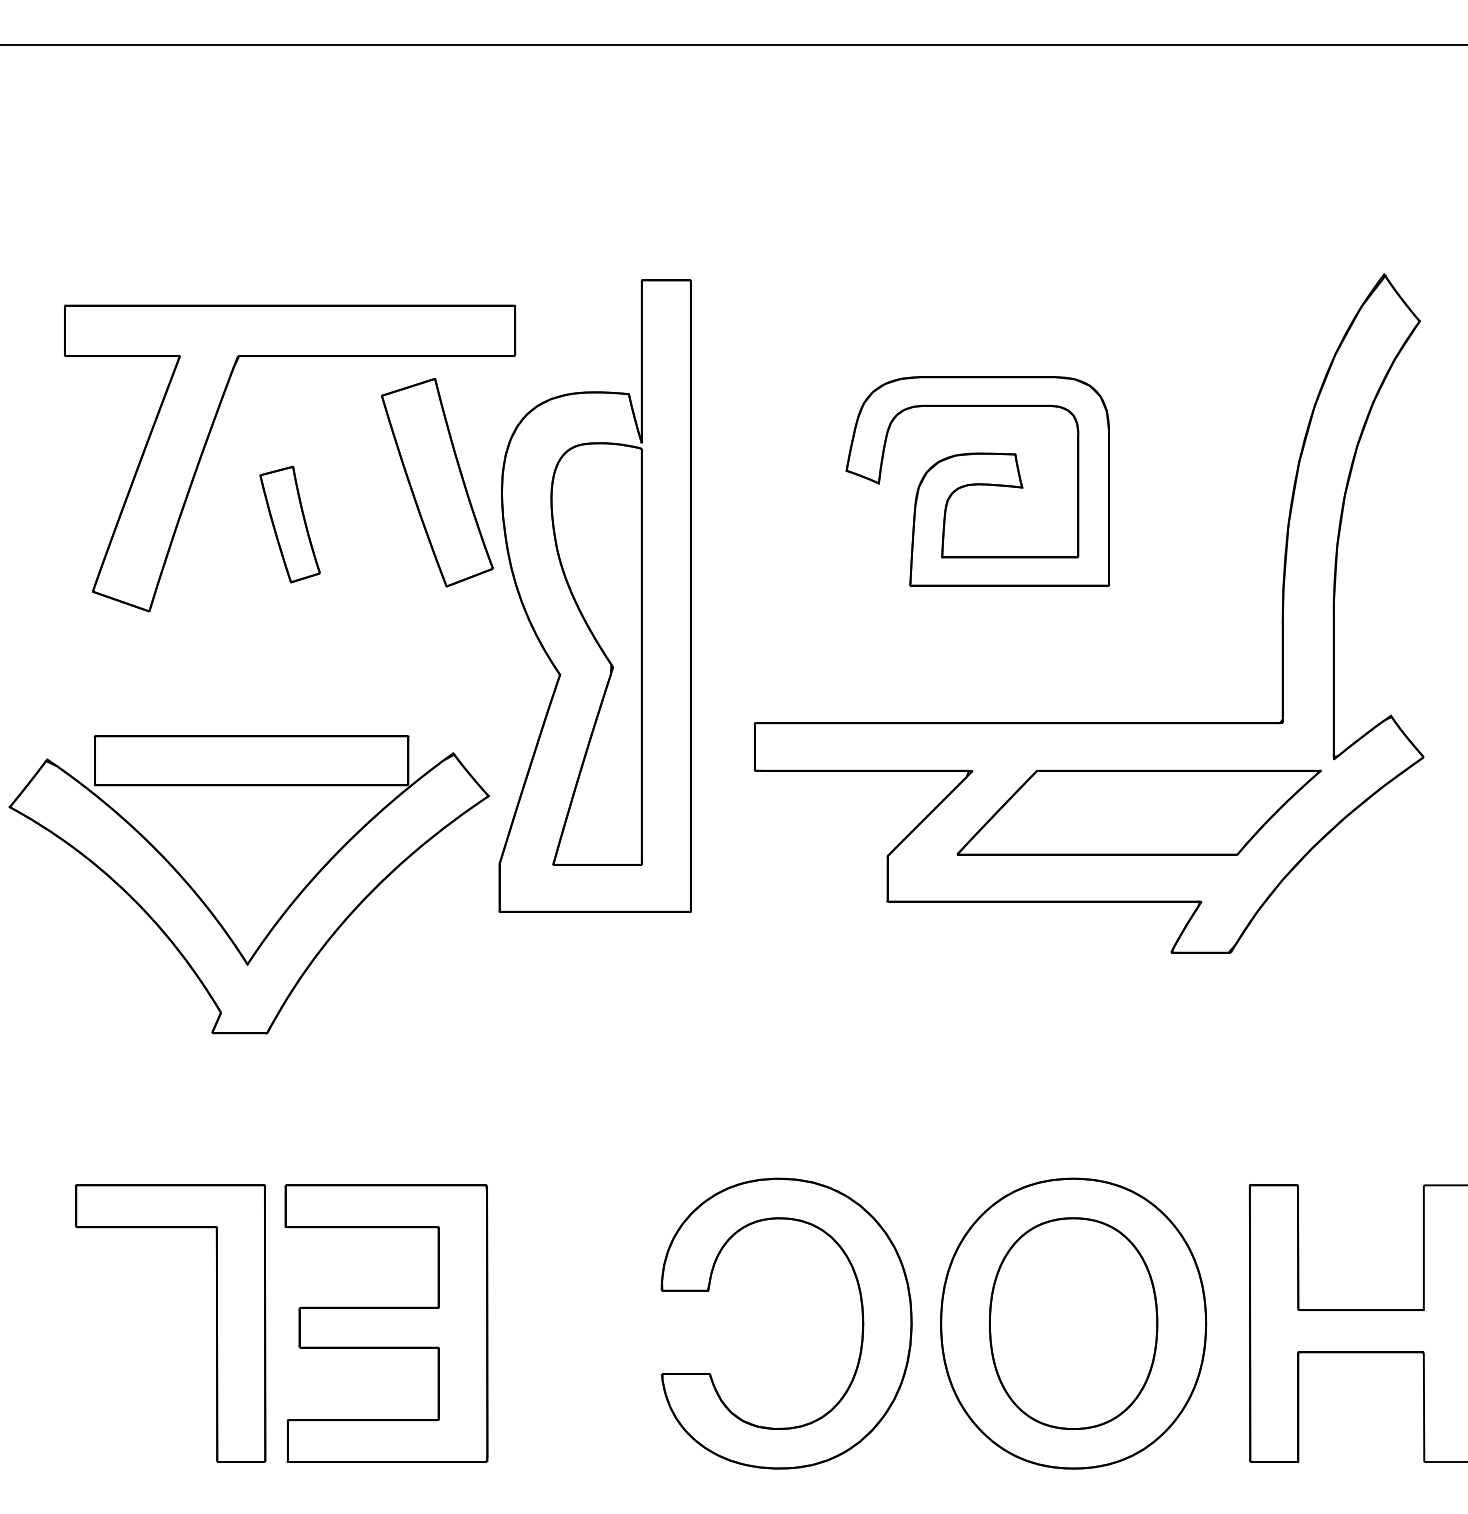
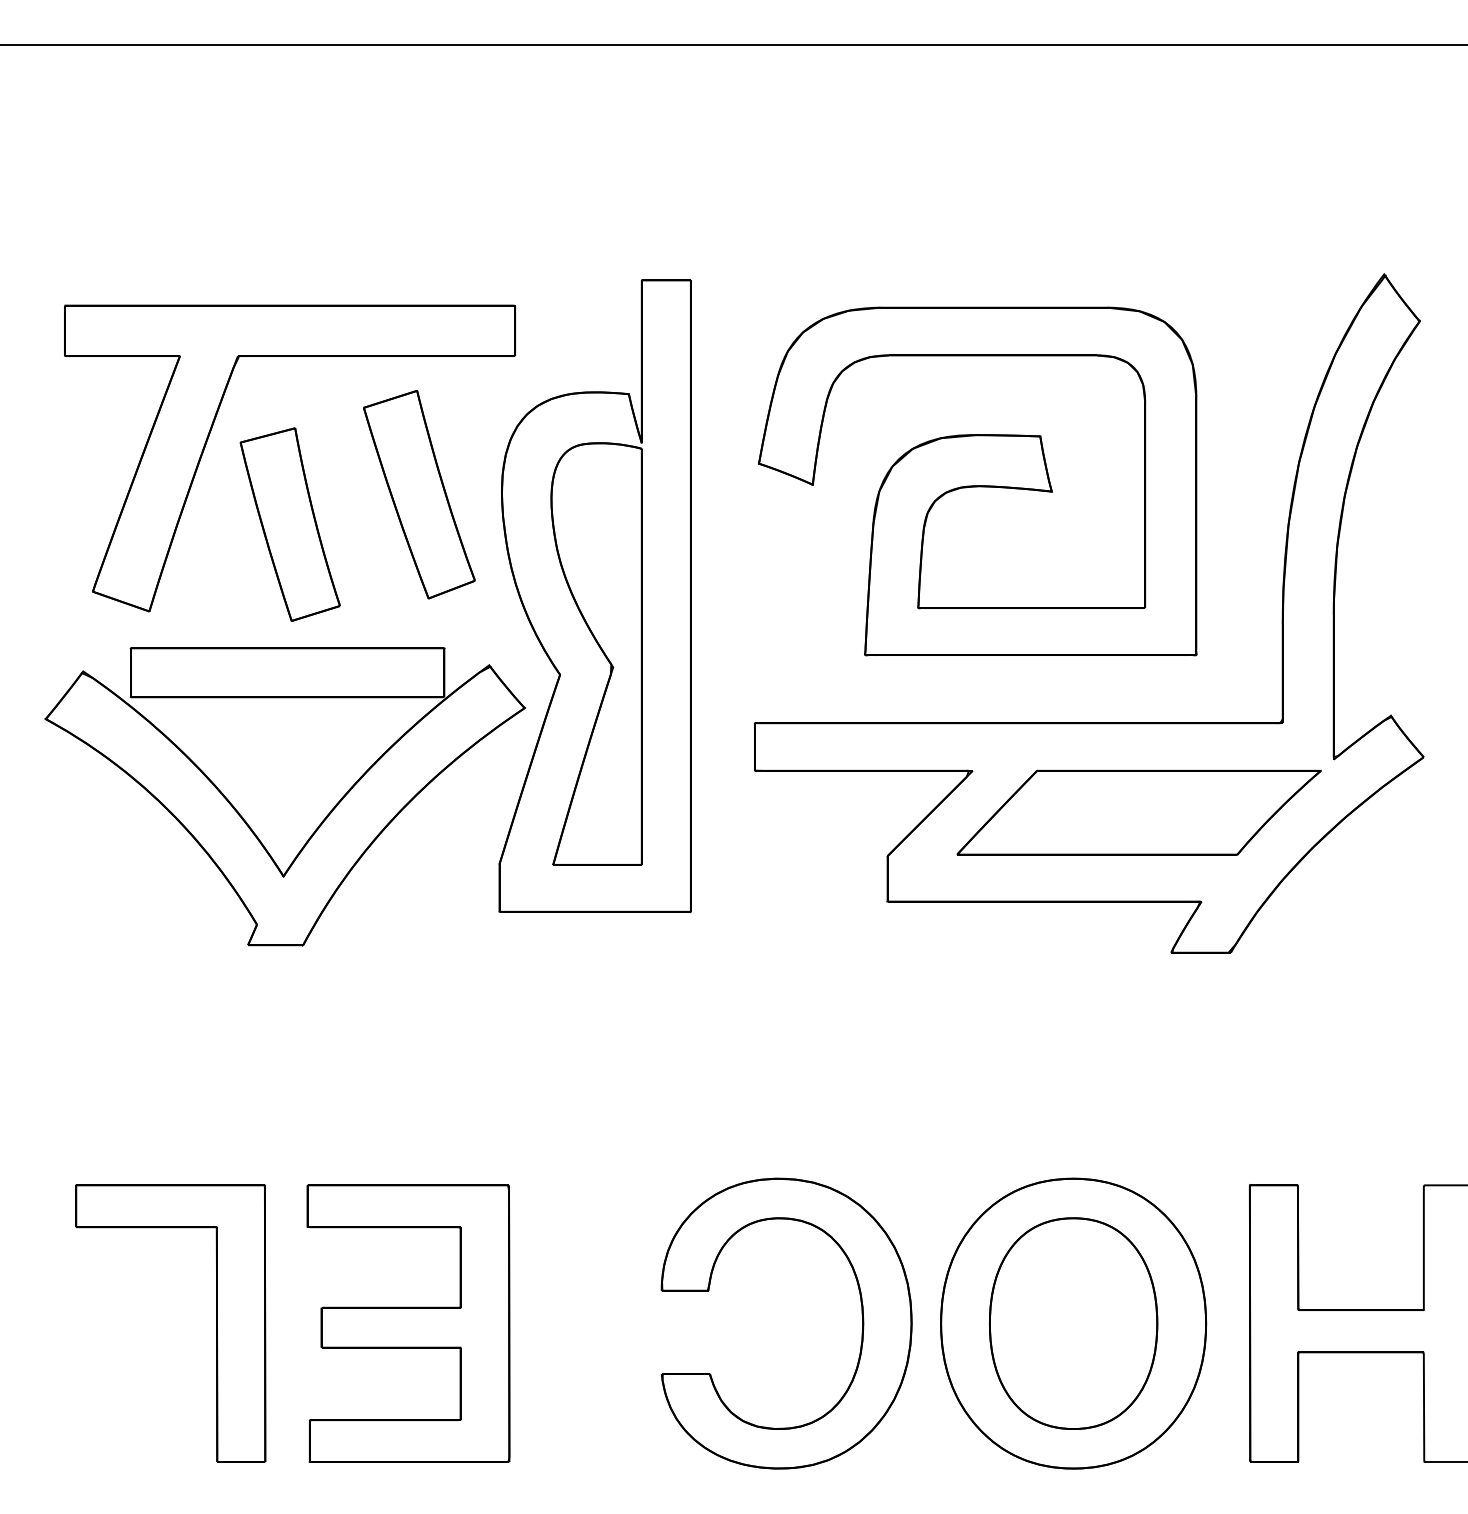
part size: 266x211 px -> 440x351 px (977, 481)
part position: (437, 482) -> (419, 494) (419, 494)
part size: 62x119 px -> 102x195 px (289, 524)
part position: (285, 909) -> (321, 821) (321, 821)
part position: (386, 1323) -> (408, 1323) (408, 1323)
